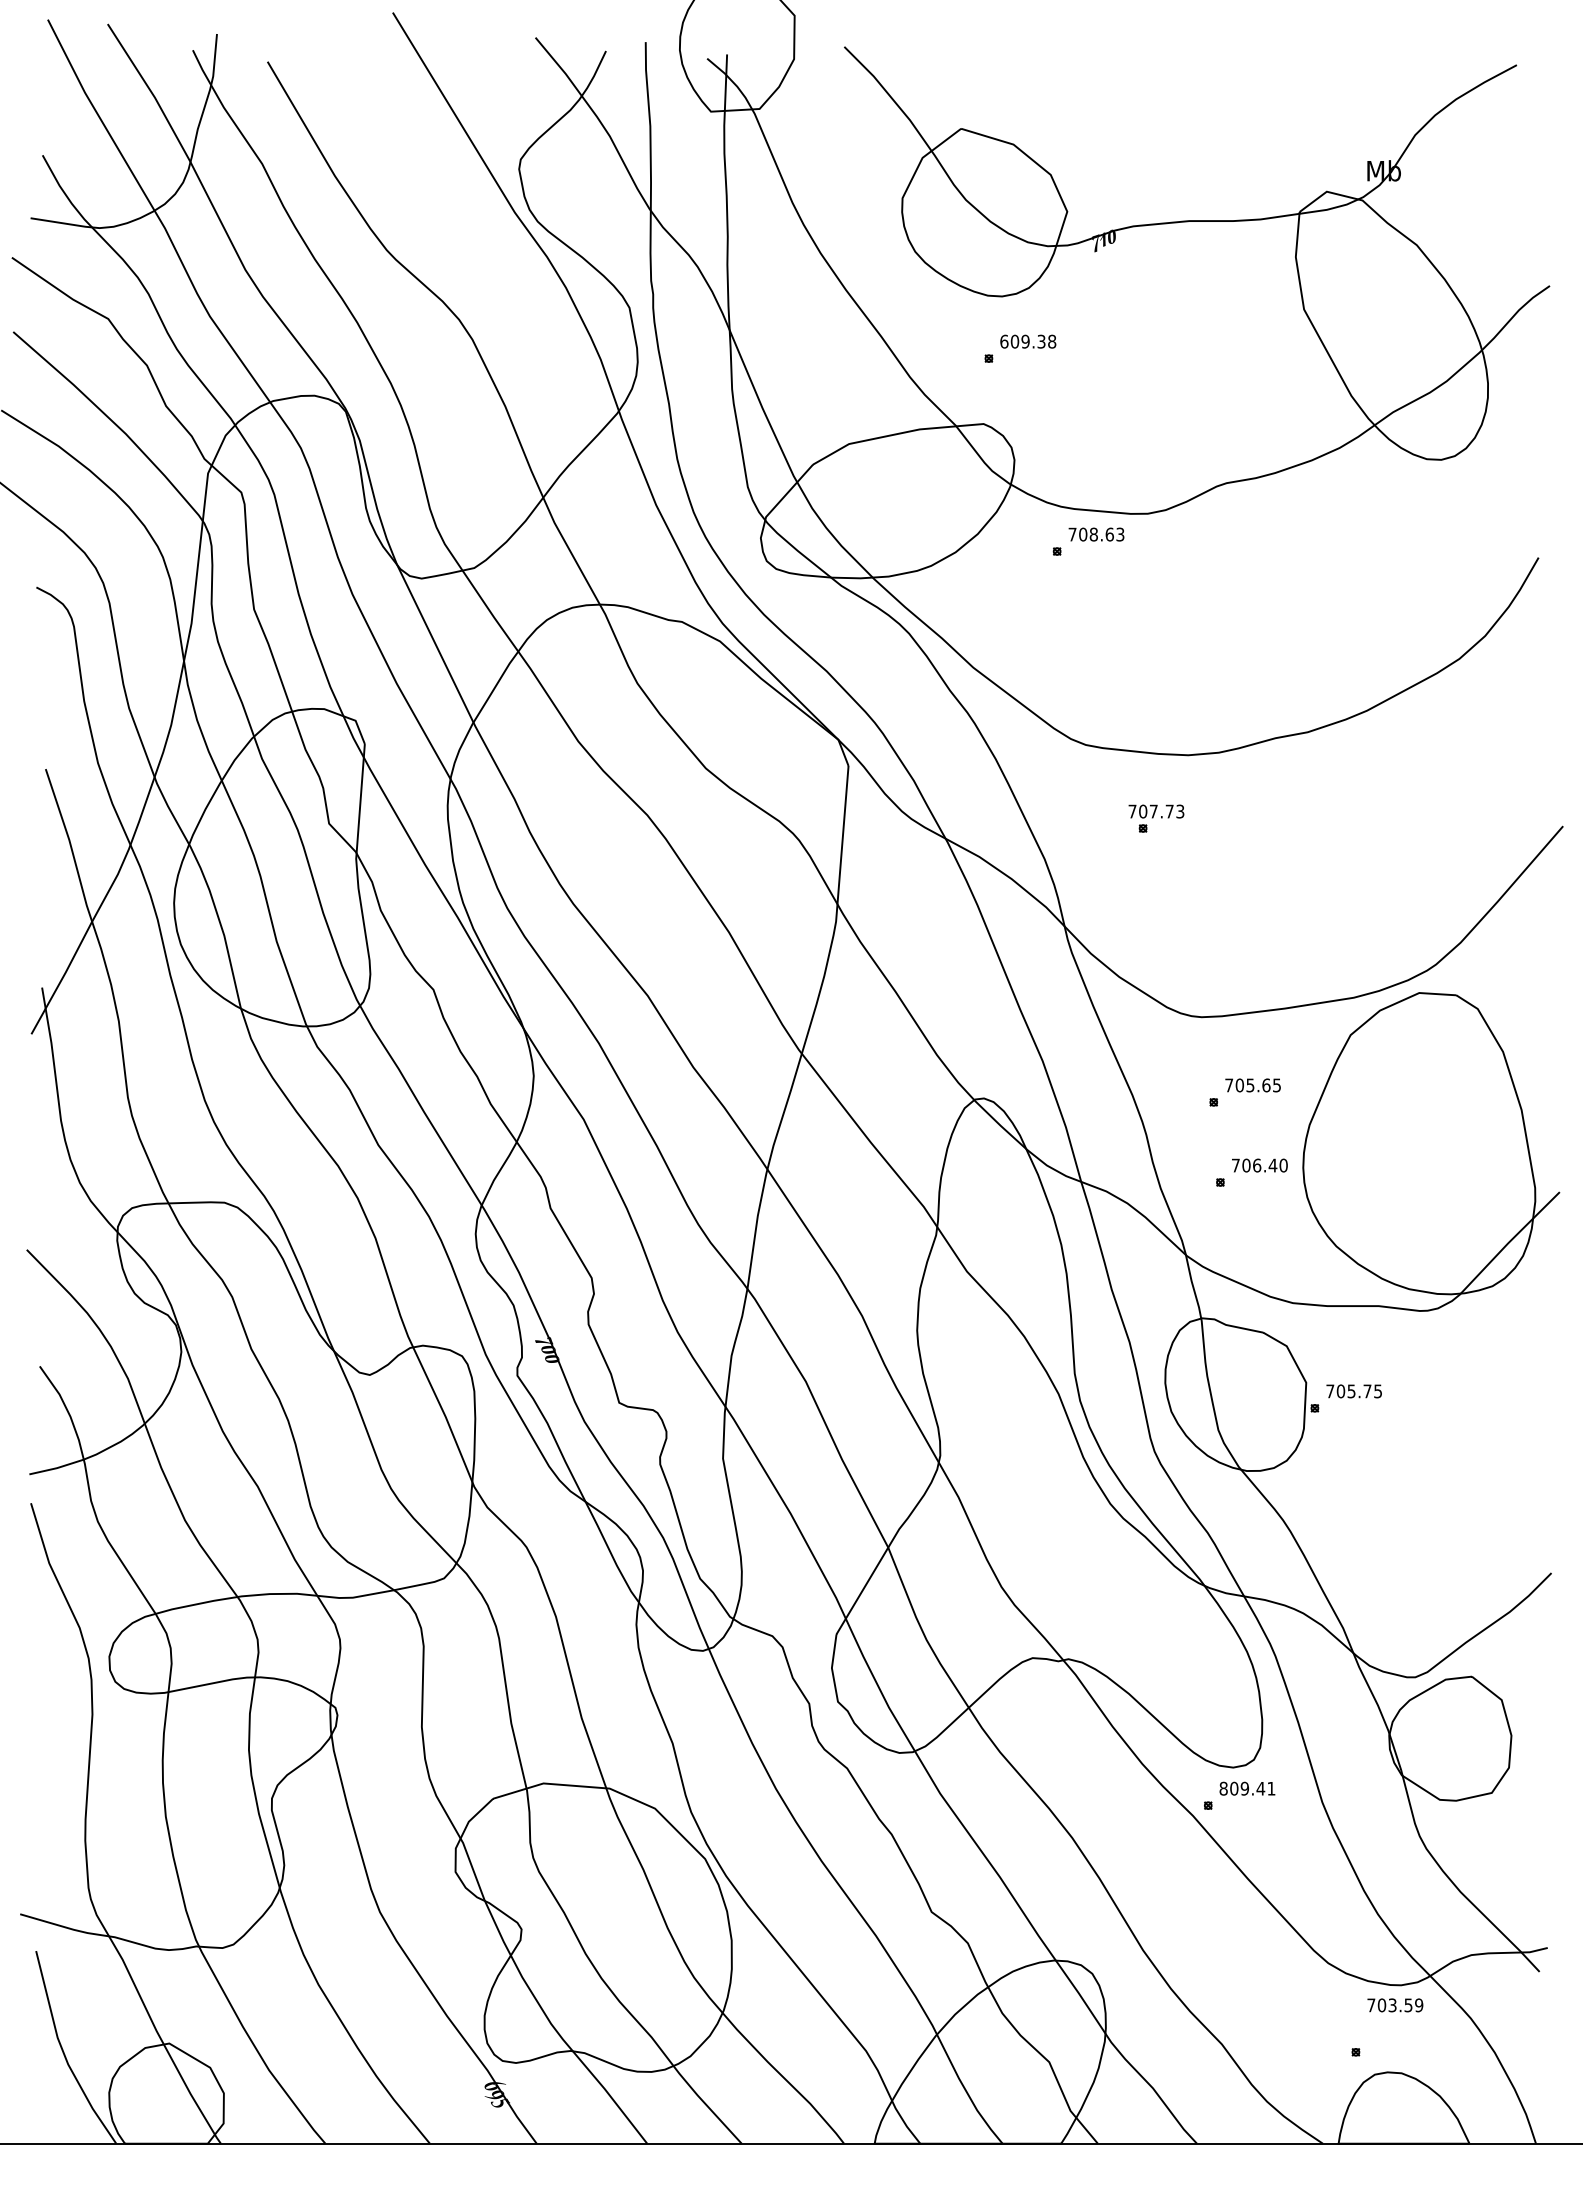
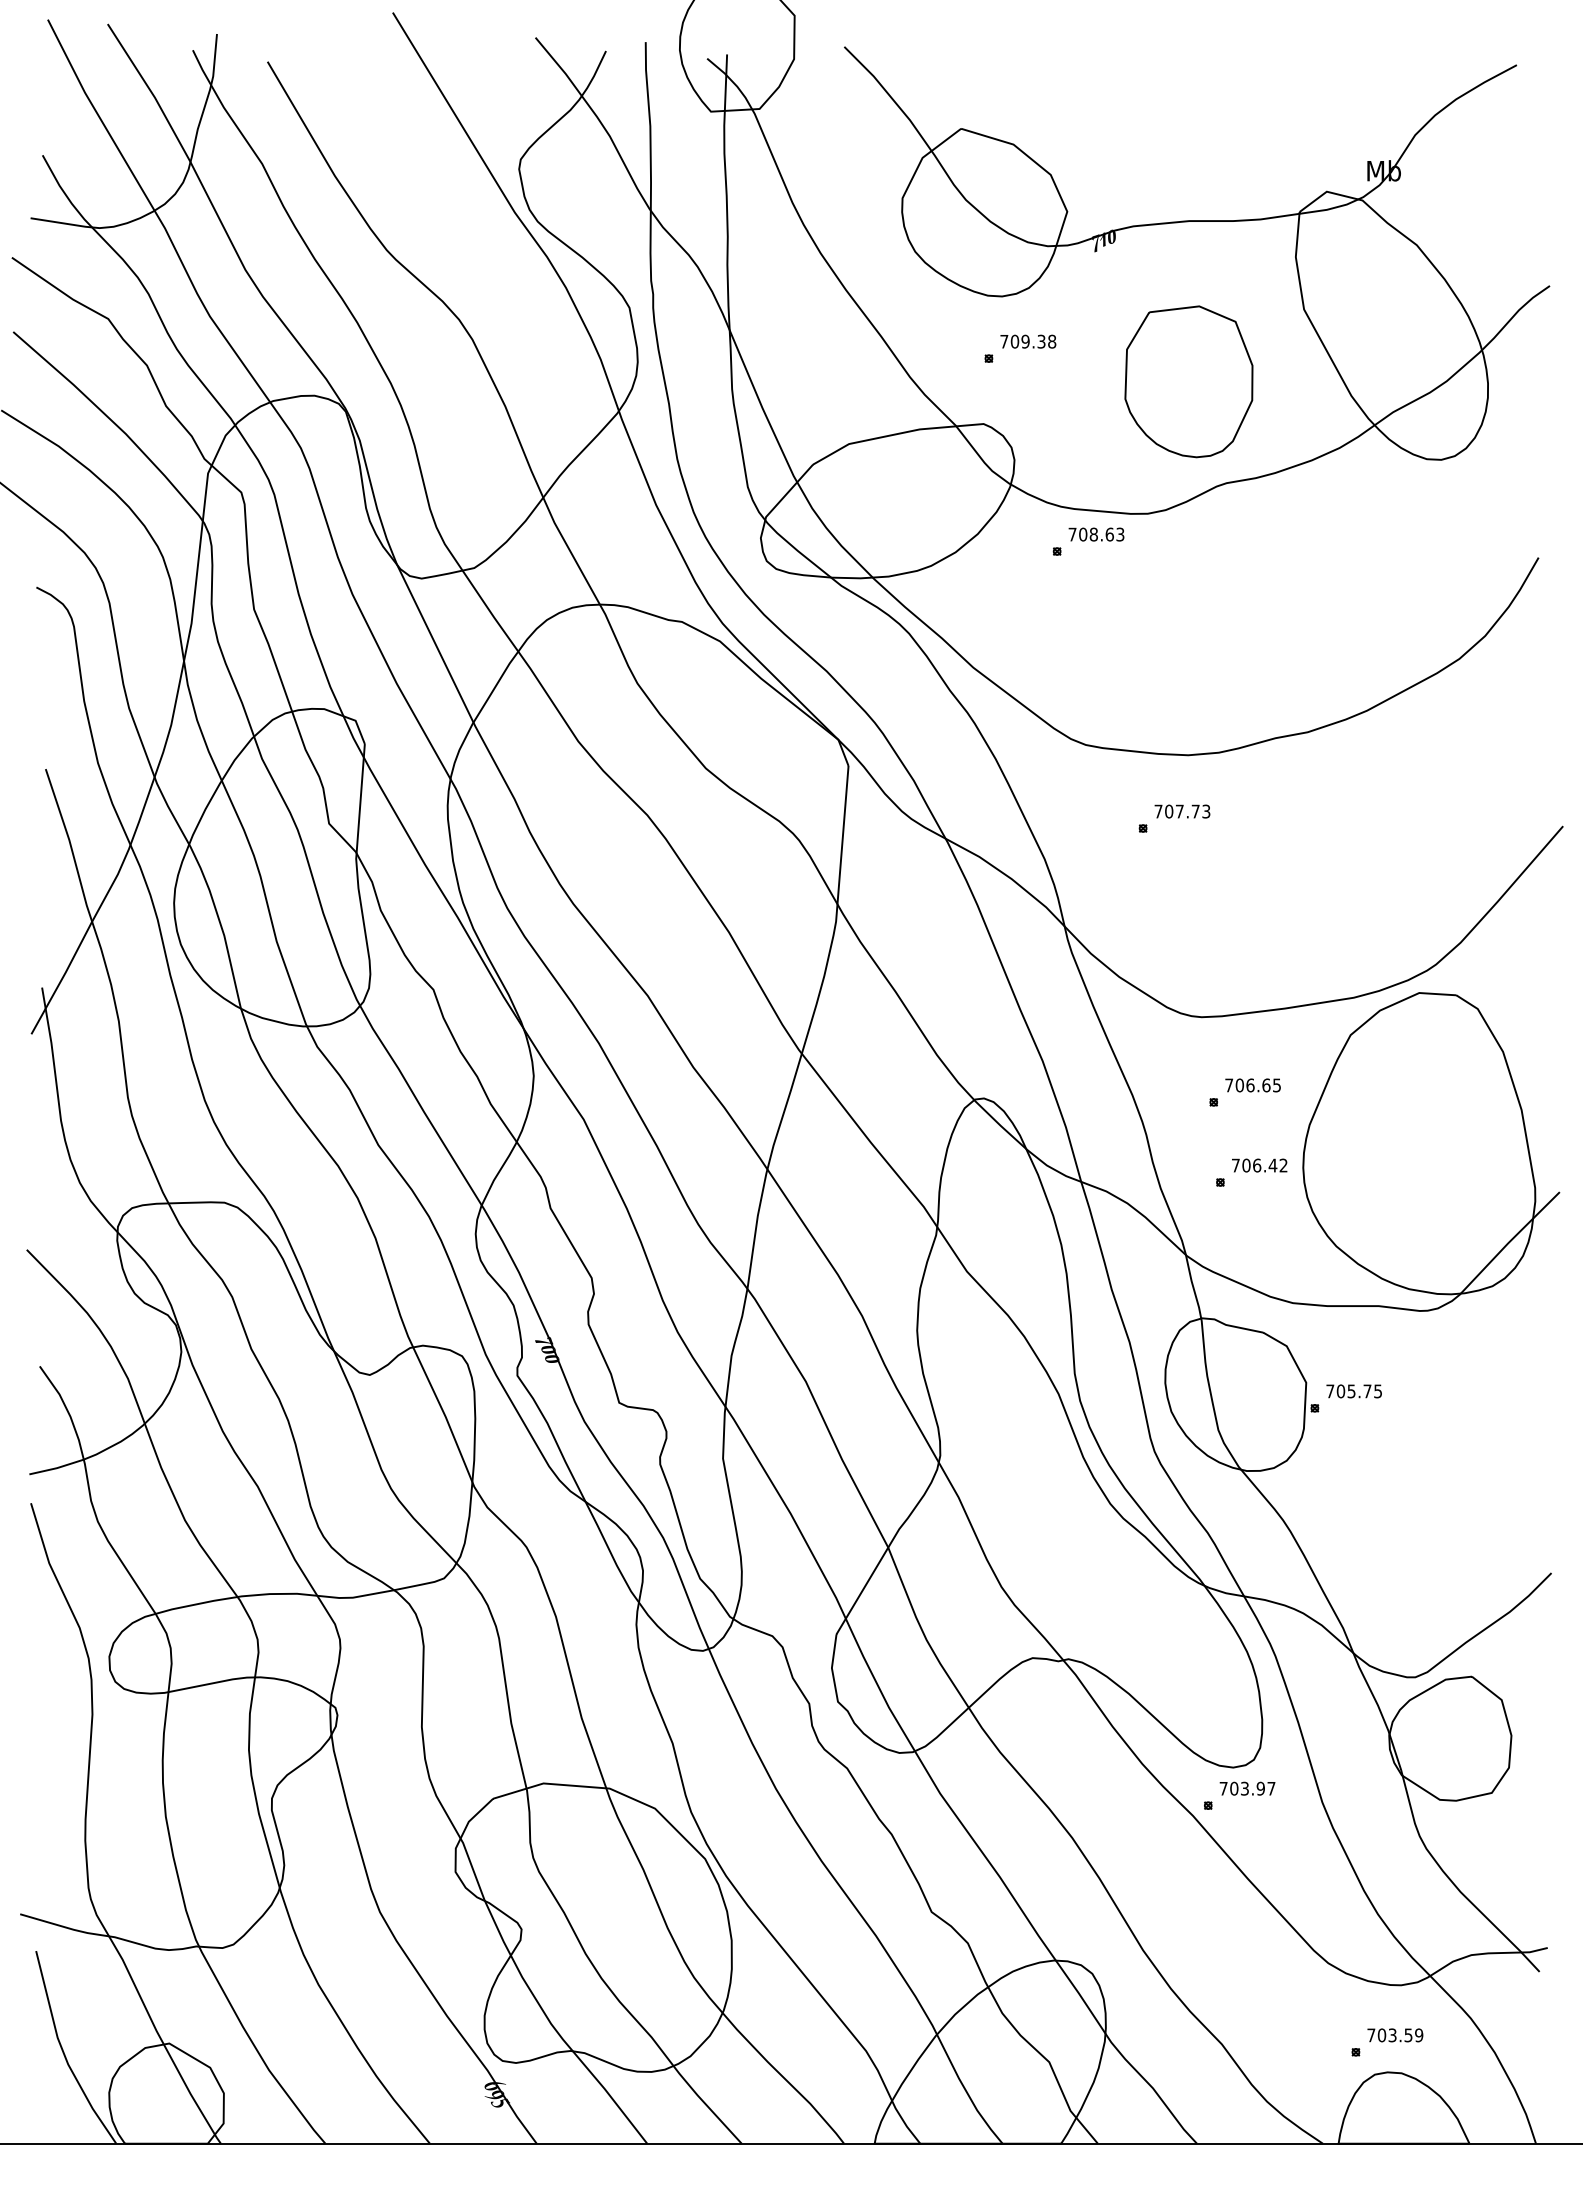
text: 609.38 -> 709.38 (1004, 341)
part: none -> present (1188, 381)
text position: (1156, 811) -> (1182, 811) (1182, 811)
text: 705.65 -> 706.65 (1250, 1085)
text: 706.40 -> 706.42 (1283, 1165)
text: 809.41 -> 703.97 (1247, 1788)
text position: (1395, 2005) -> (1395, 2035) (1395, 2035)
